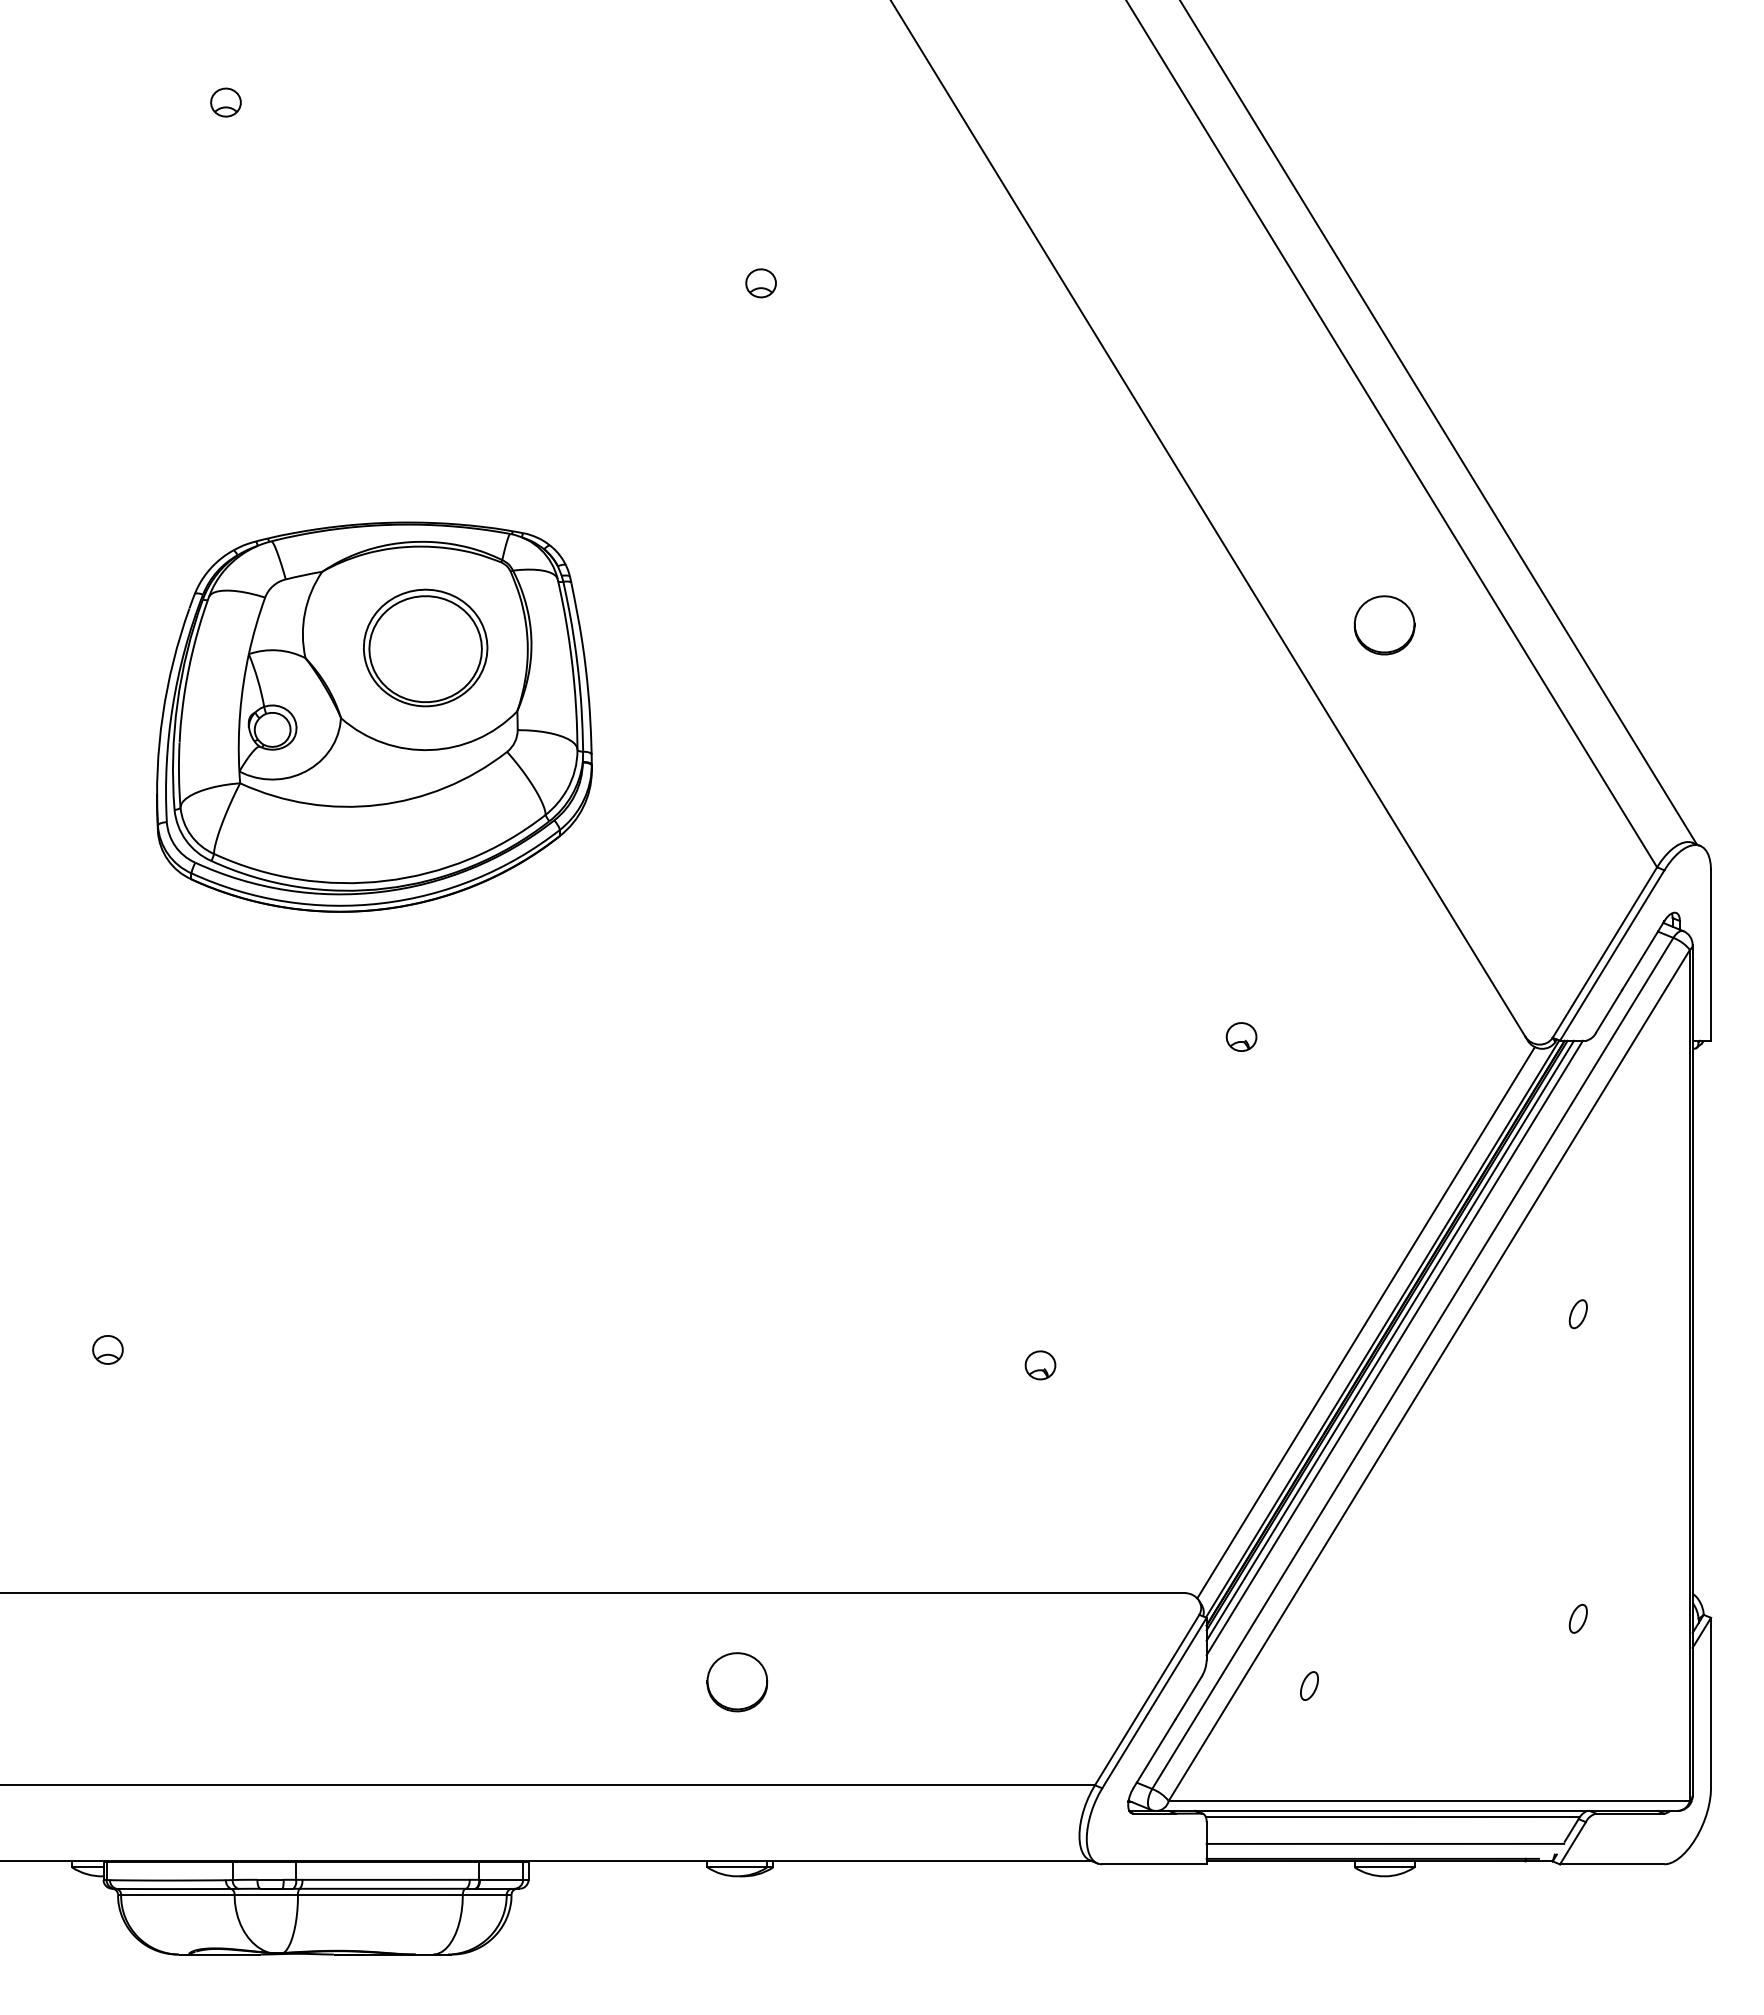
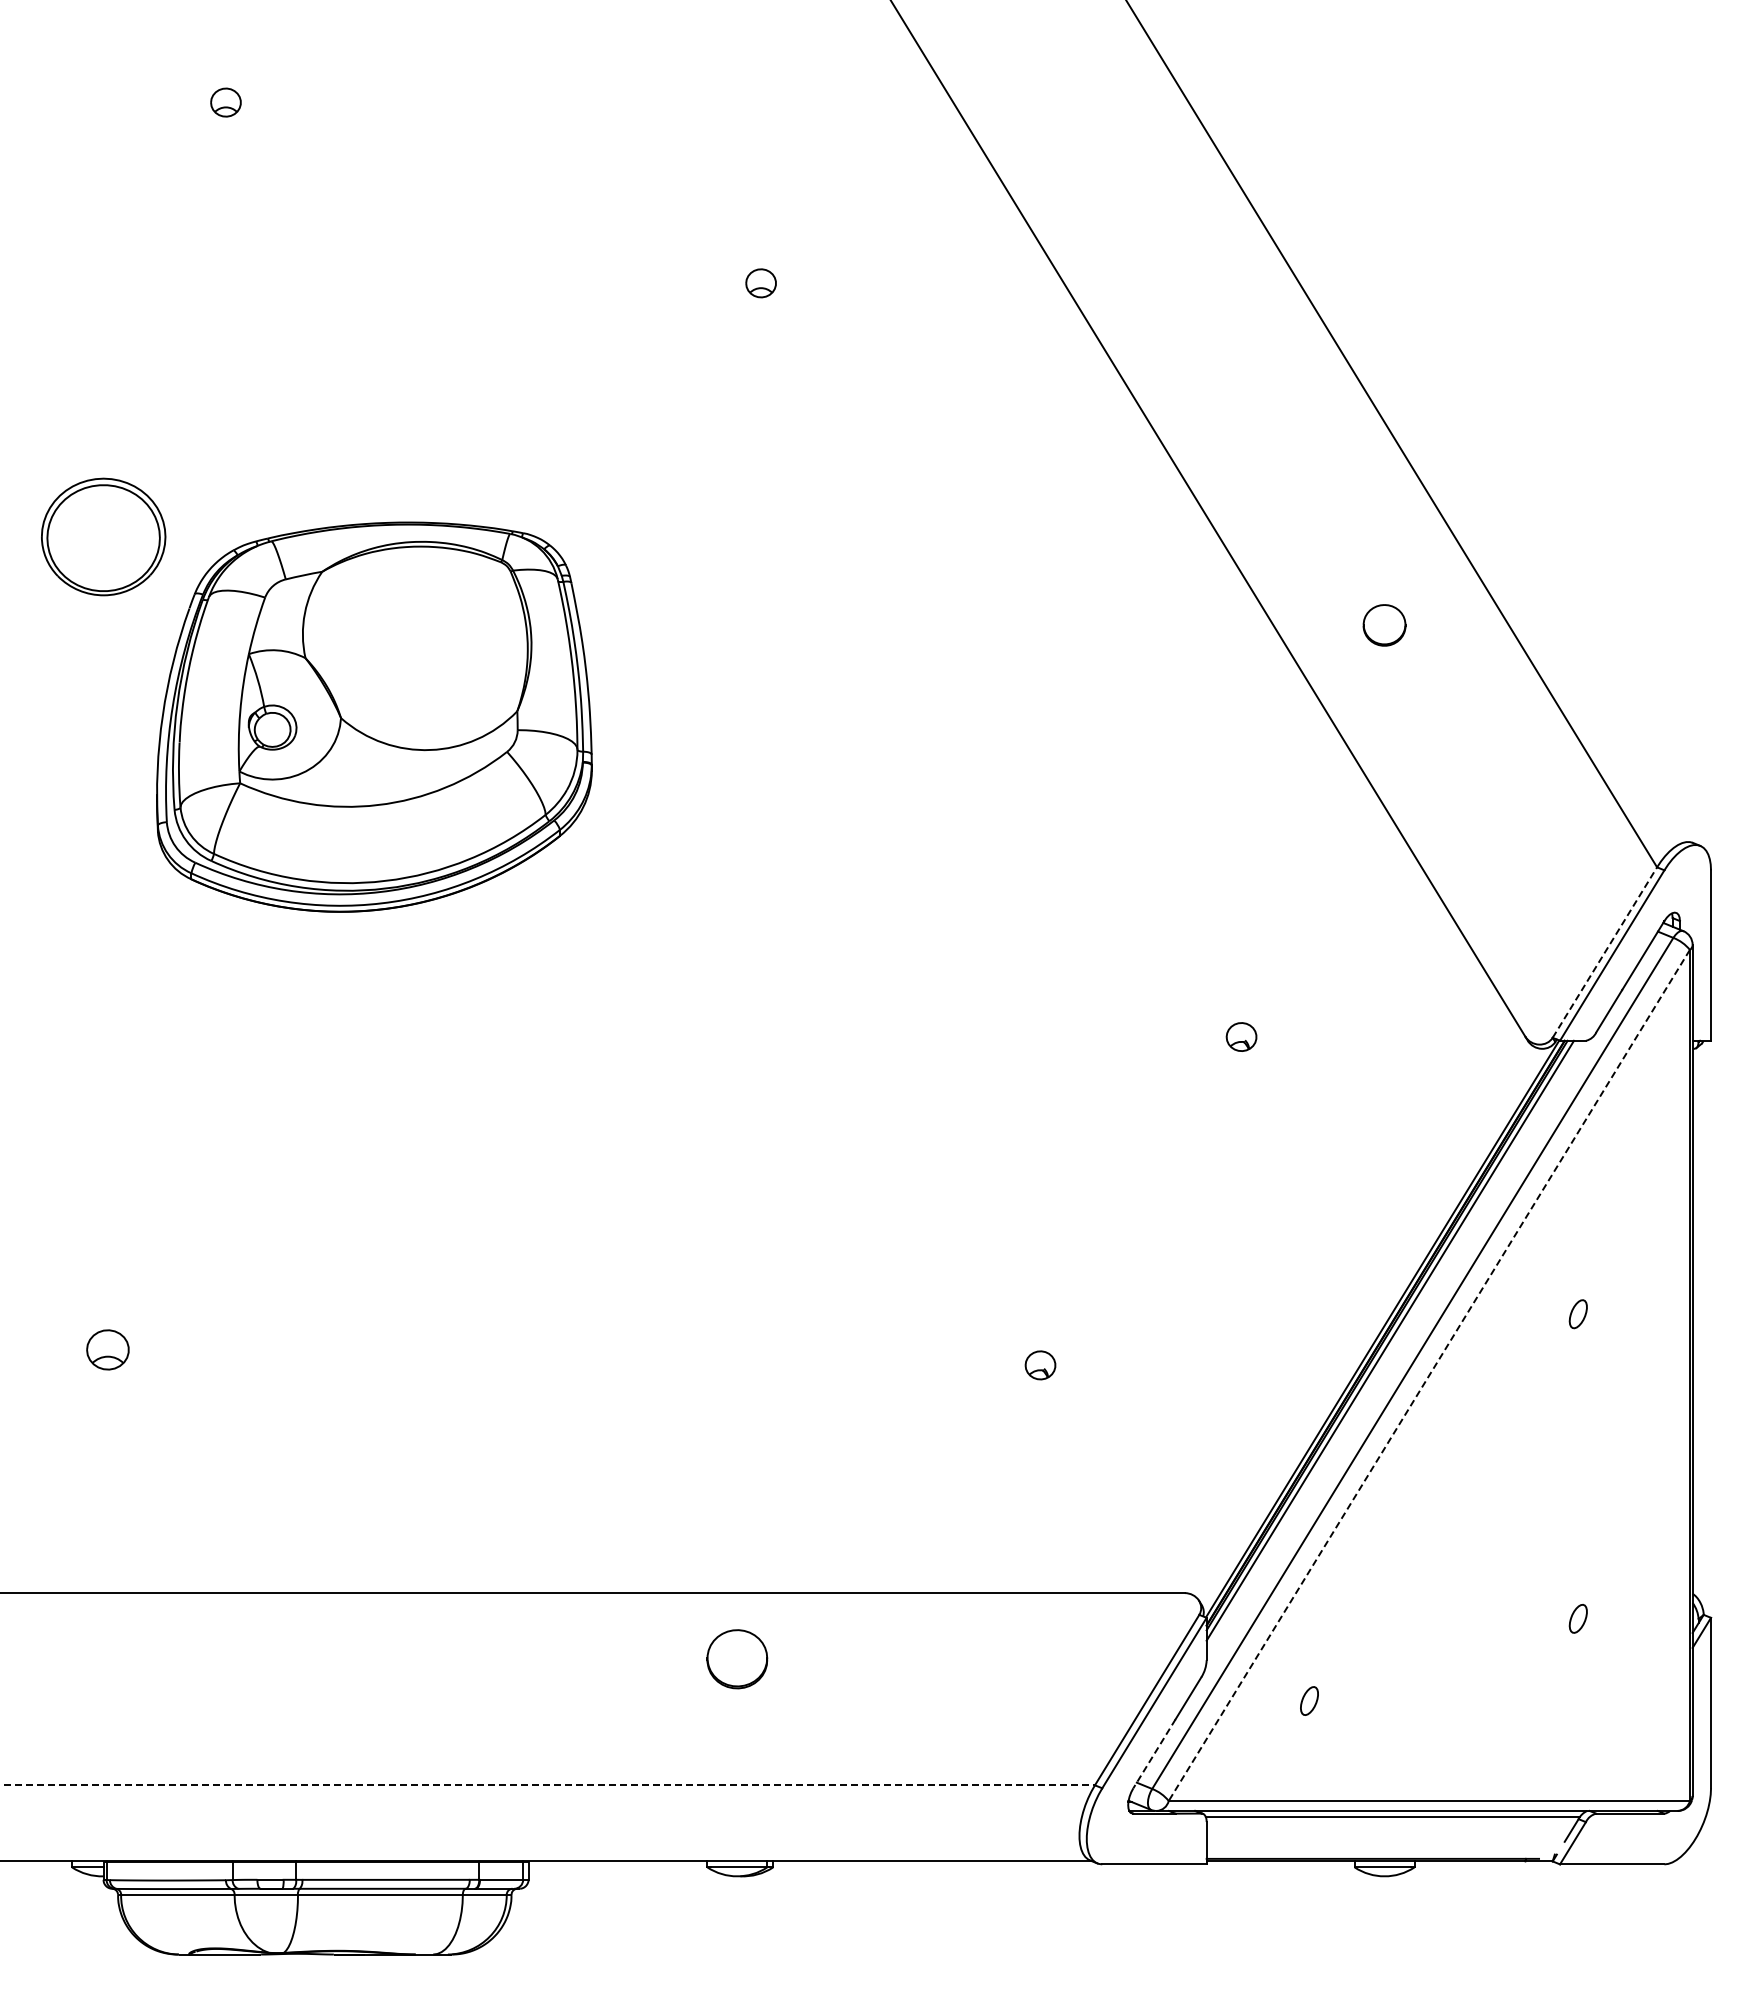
line: present -> none (1438, 423)
part size: 63x61 px -> 45x43 px (1384, 625)
part position: (425, 647) -> (103, 536) (103, 536)
line: solid -> dashed (1604, 952)
line: present -> none (1365, 1322)
line: present -> none (1394, 1347)
part size: 32x30 px -> 44x42 px (107, 1349)
line: solid -> dashed (1429, 1375)
part position: (737, 1682) -> (737, 1659) (737, 1659)
part position: (1309, 1685) -> (1309, 1700) (1309, 1700)
line: solid -> dashed (1154, 1754)
line: solid -> dashed (548, 1785)
line: present -> none (1385, 1843)
